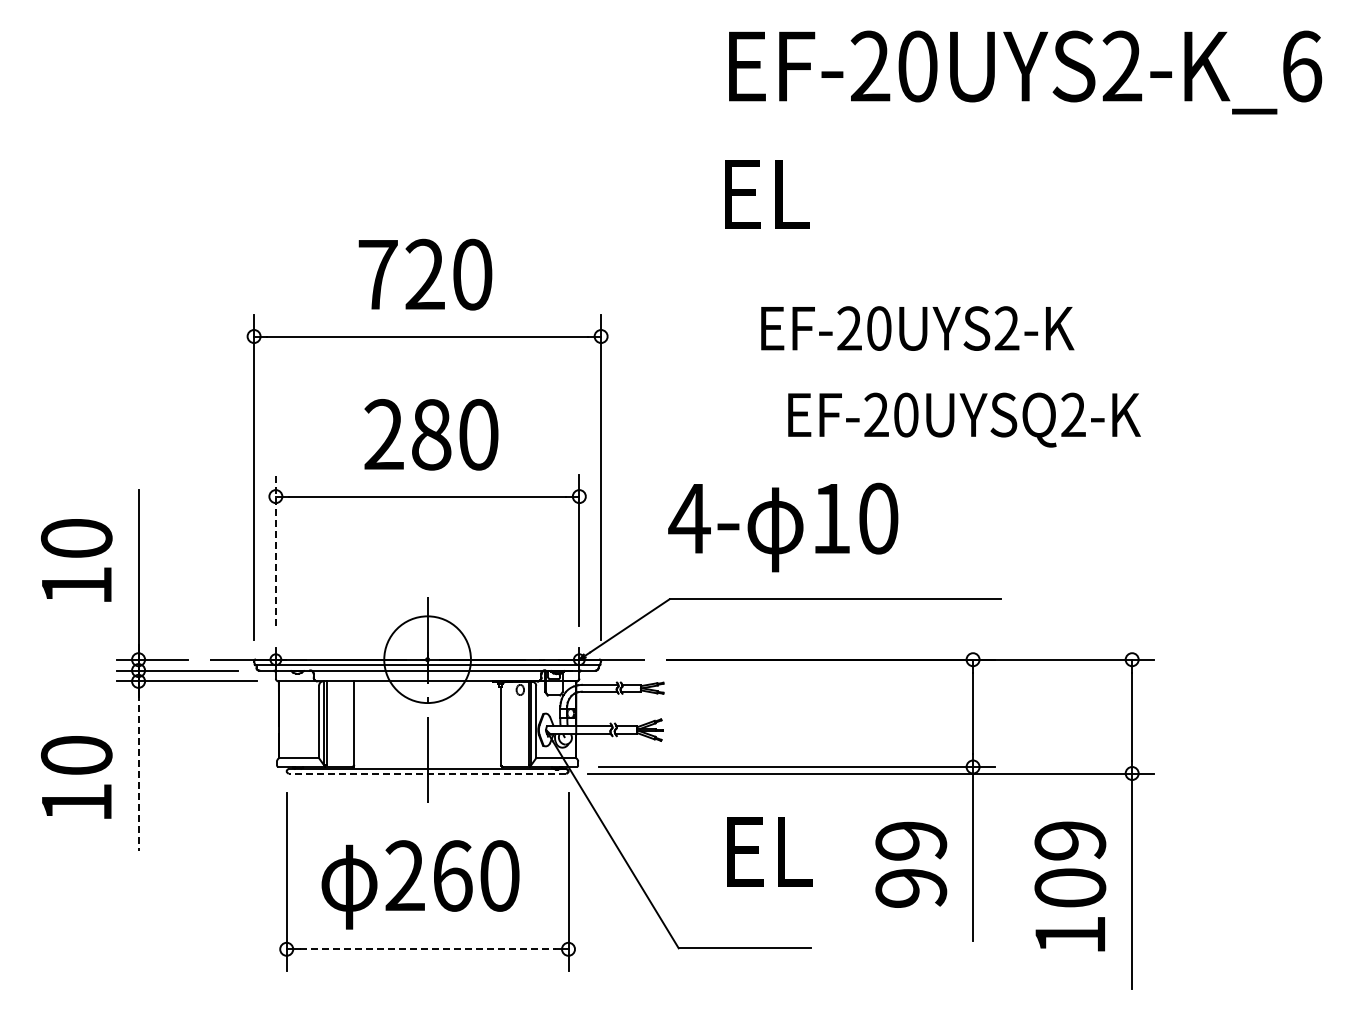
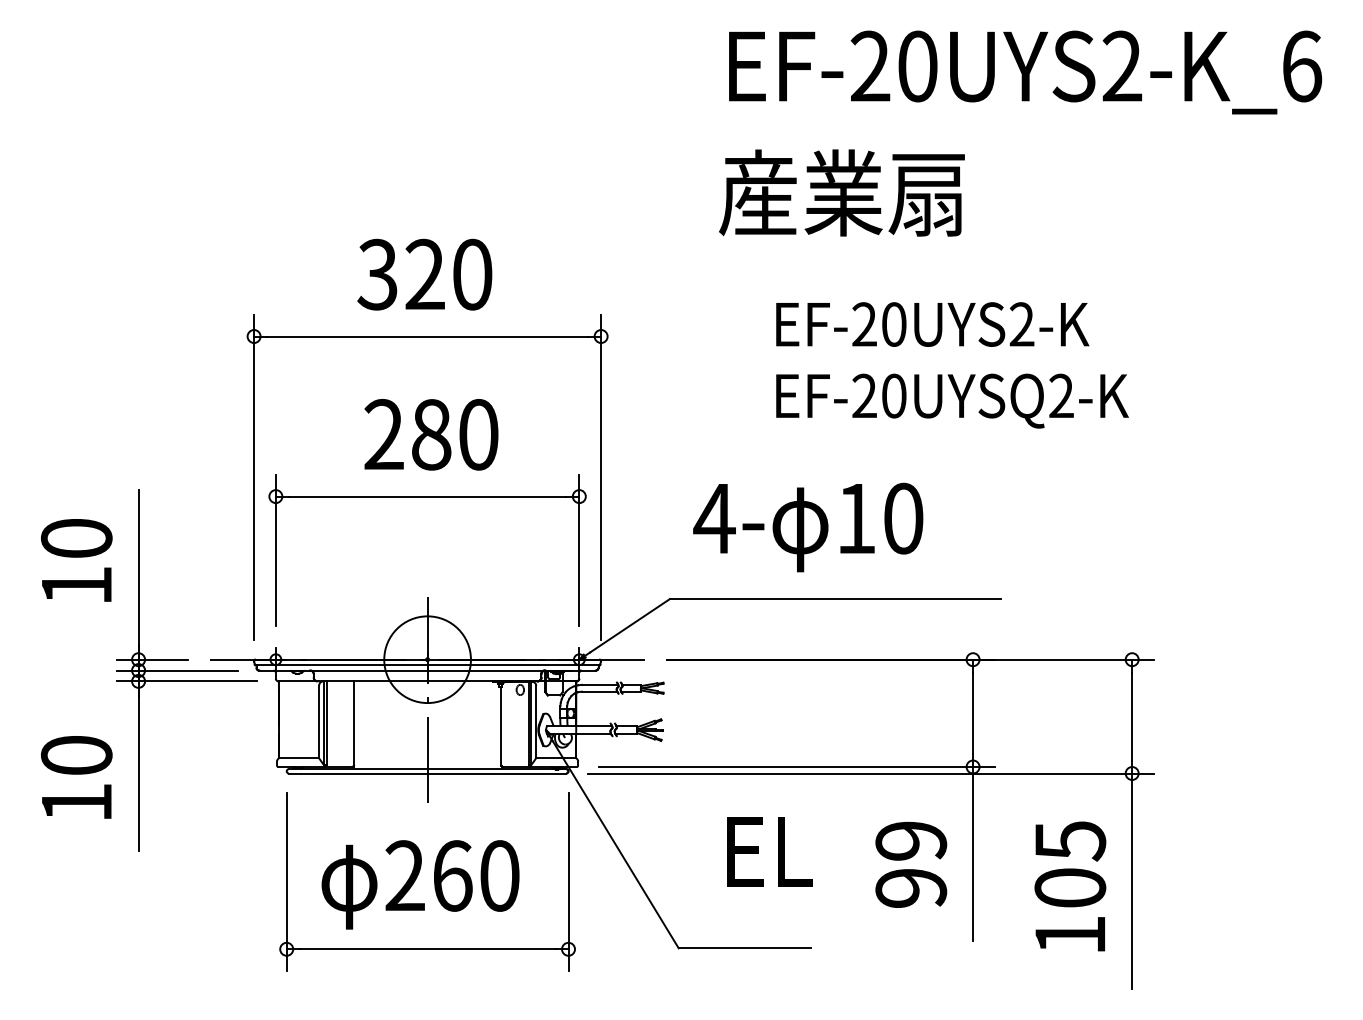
text: EL -> 産業扇 (841, 192)
text: 720 -> 320 (377, 274)
text position: (917, 328) -> (932, 324) (932, 324)
text position: (964, 419) -> (952, 400) (952, 400)
text position: (783, 527) -> (808, 527) (808, 527)
line: dashed -> solid (275, 550)
line: dashed -> solid (138, 773)
line: dashed -> solid (427, 773)
text: 109 -> 105 (1070, 841)
line: dashed -> solid (427, 949)
